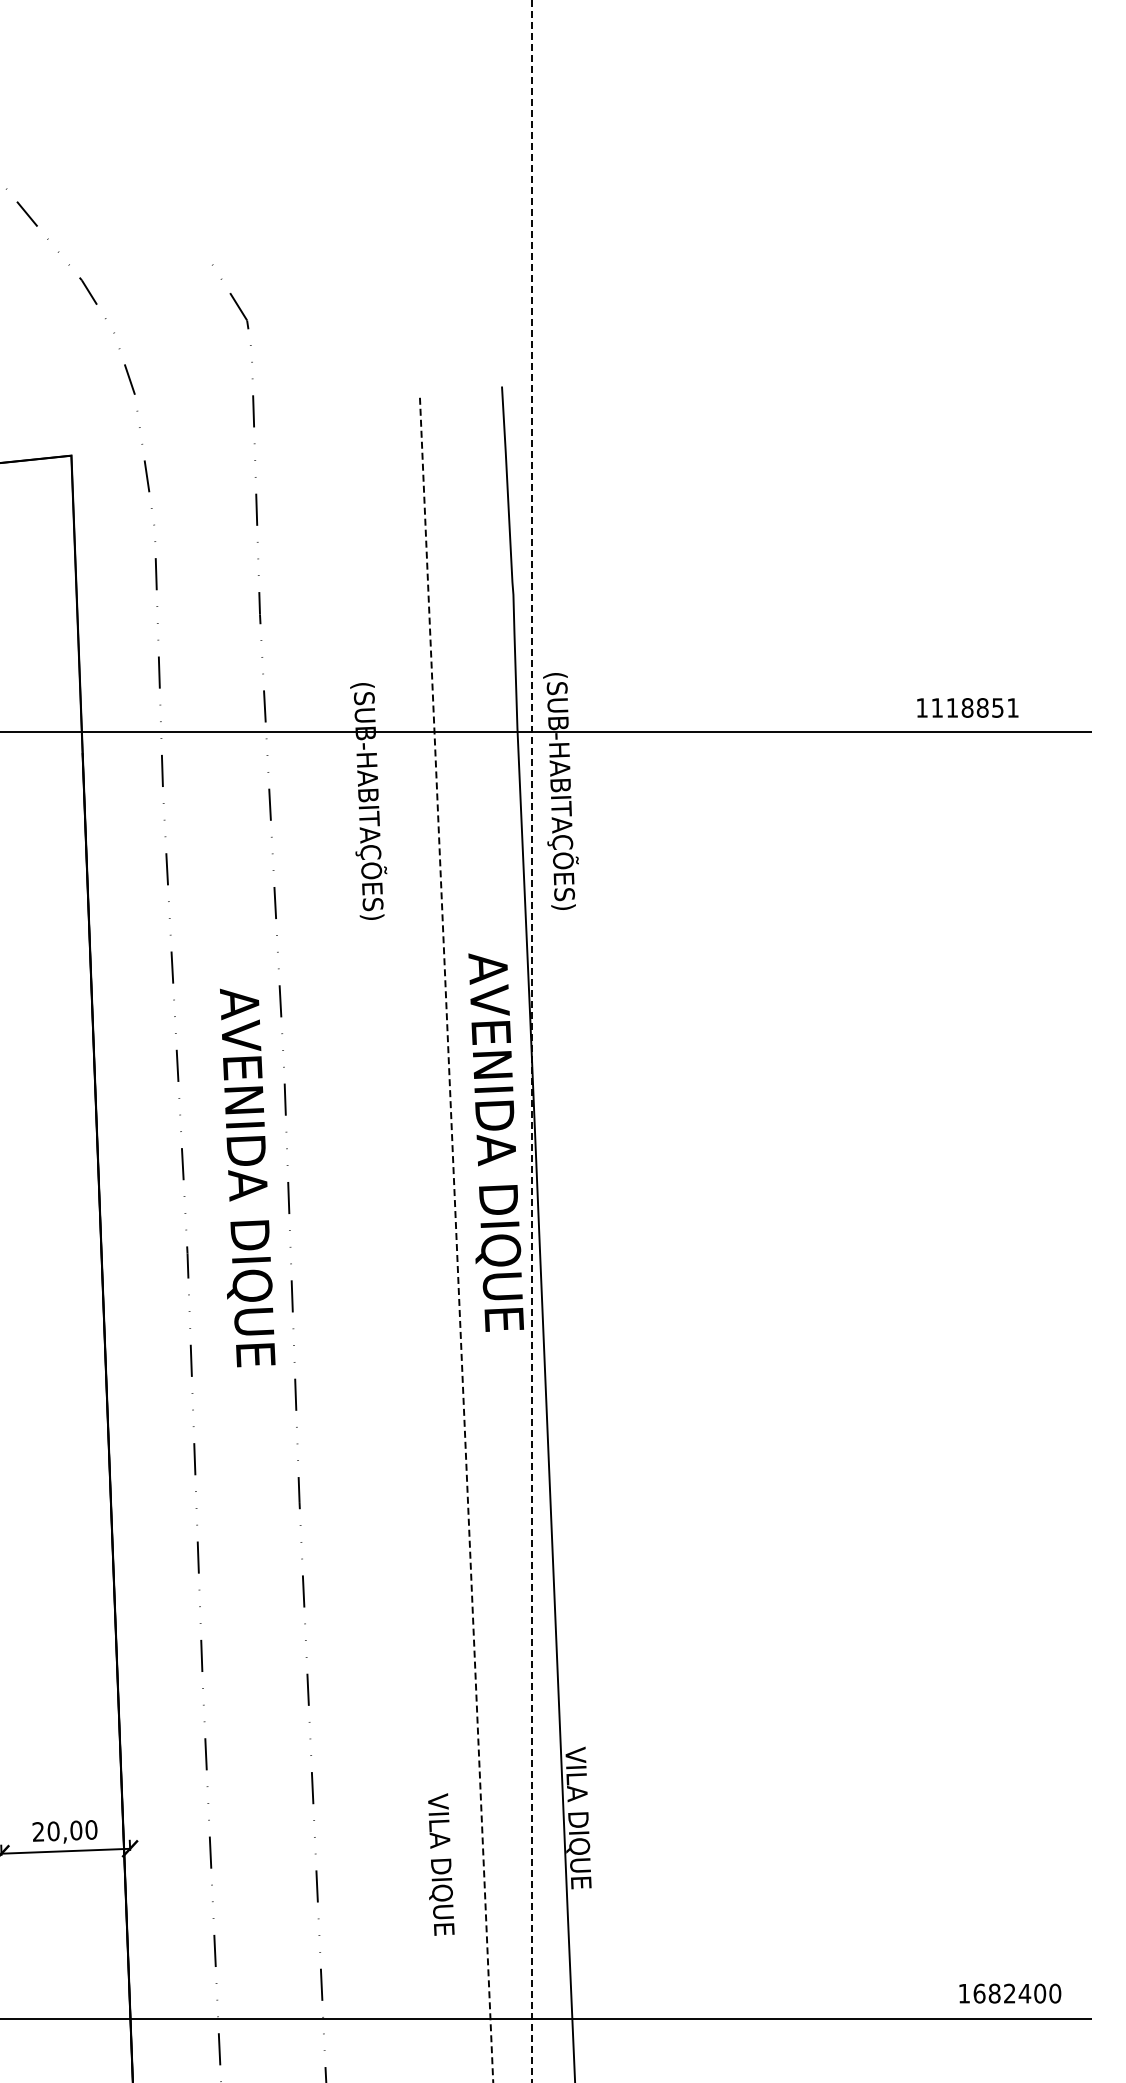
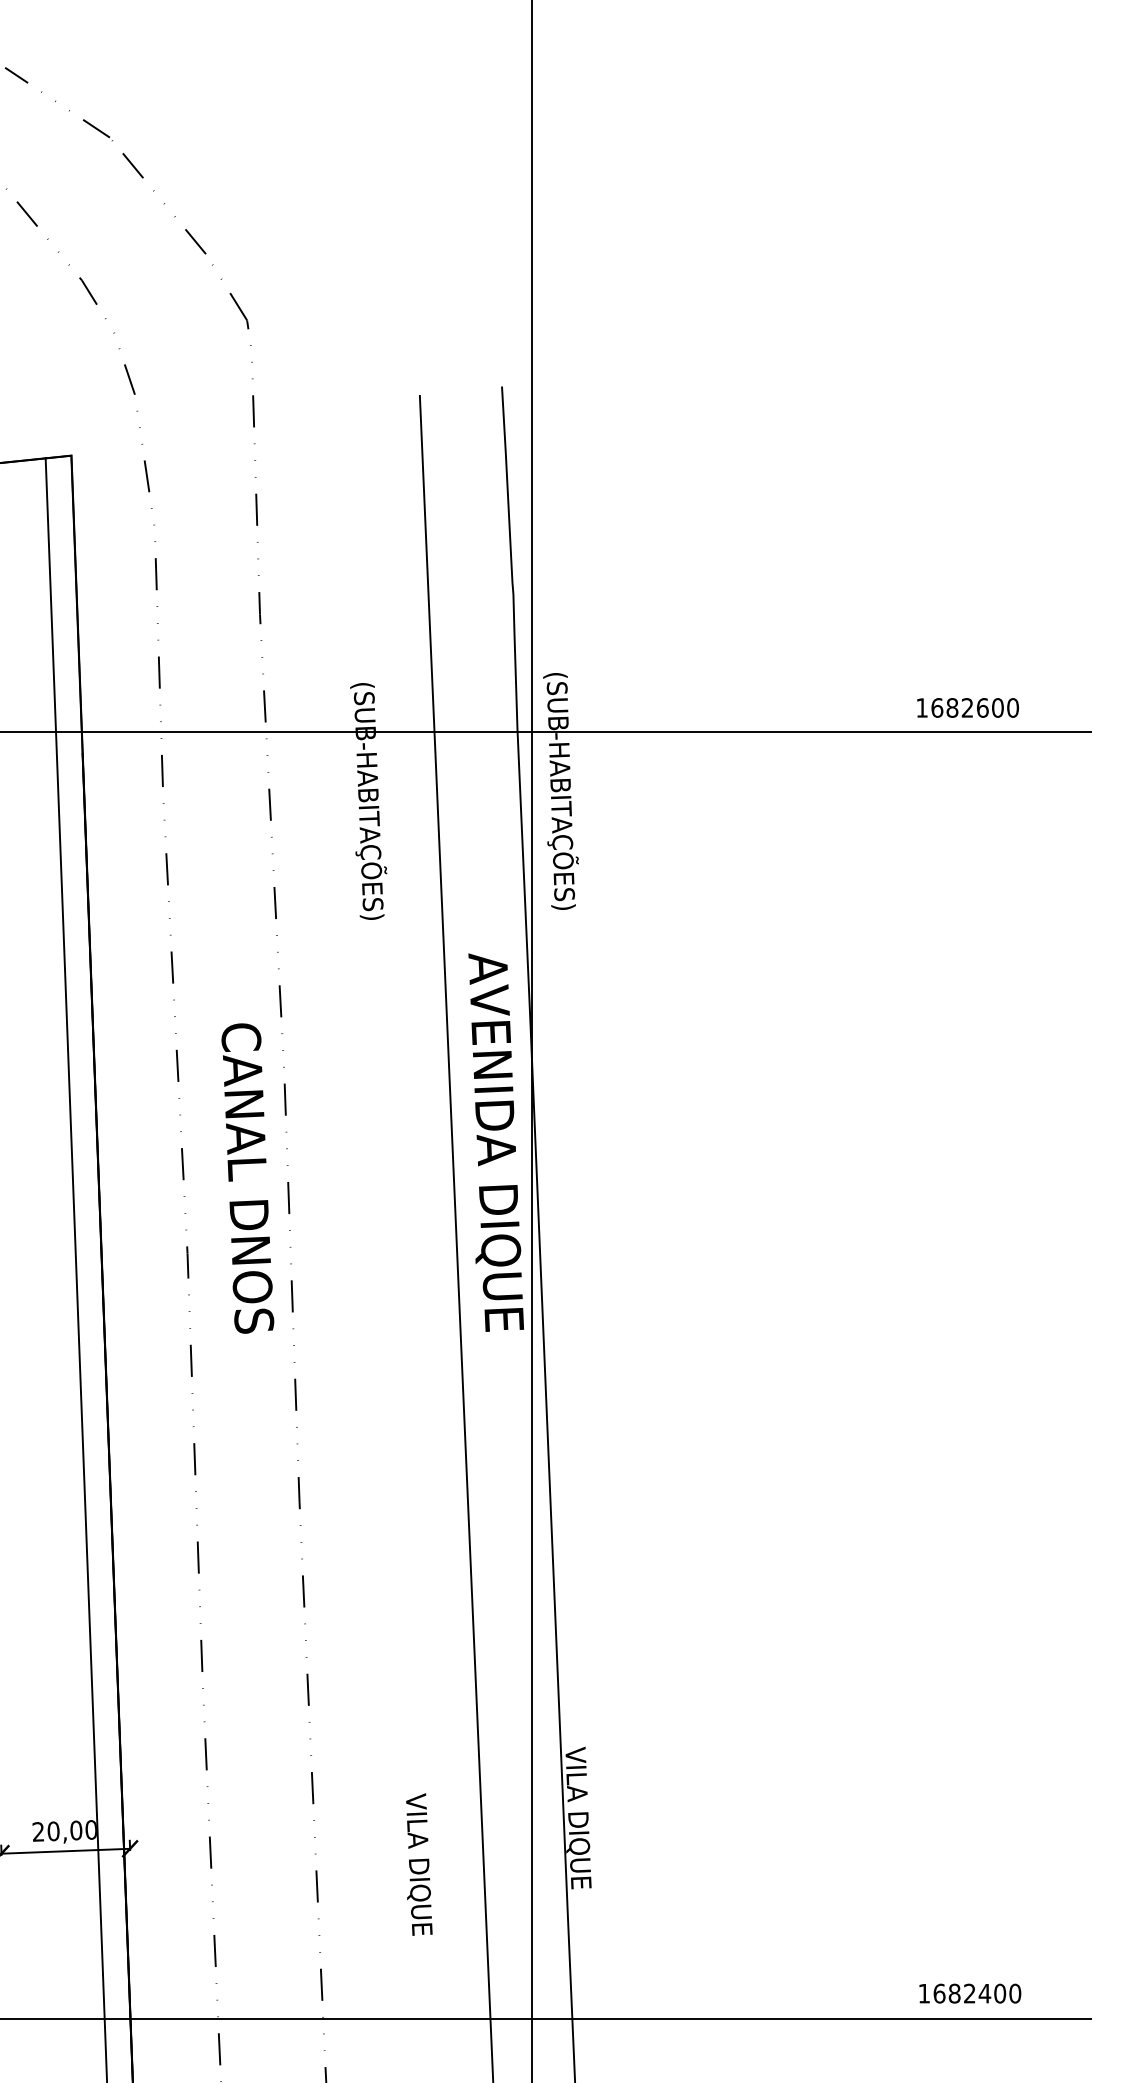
part: none -> present (122, 154)
text: 1118851 -> 1682600 (974, 707)
line: dashed -> solid (531, 1042)
text: AVENIDA DIQUE -> CANAL DNOS (247, 1177)
line: dashed -> solid (456, 1238)
line: none -> present (75, 1268)
text position: (441, 1864) -> (419, 1864) (419, 1864)
text position: (1010, 1993) -> (970, 1993) (970, 1993)
